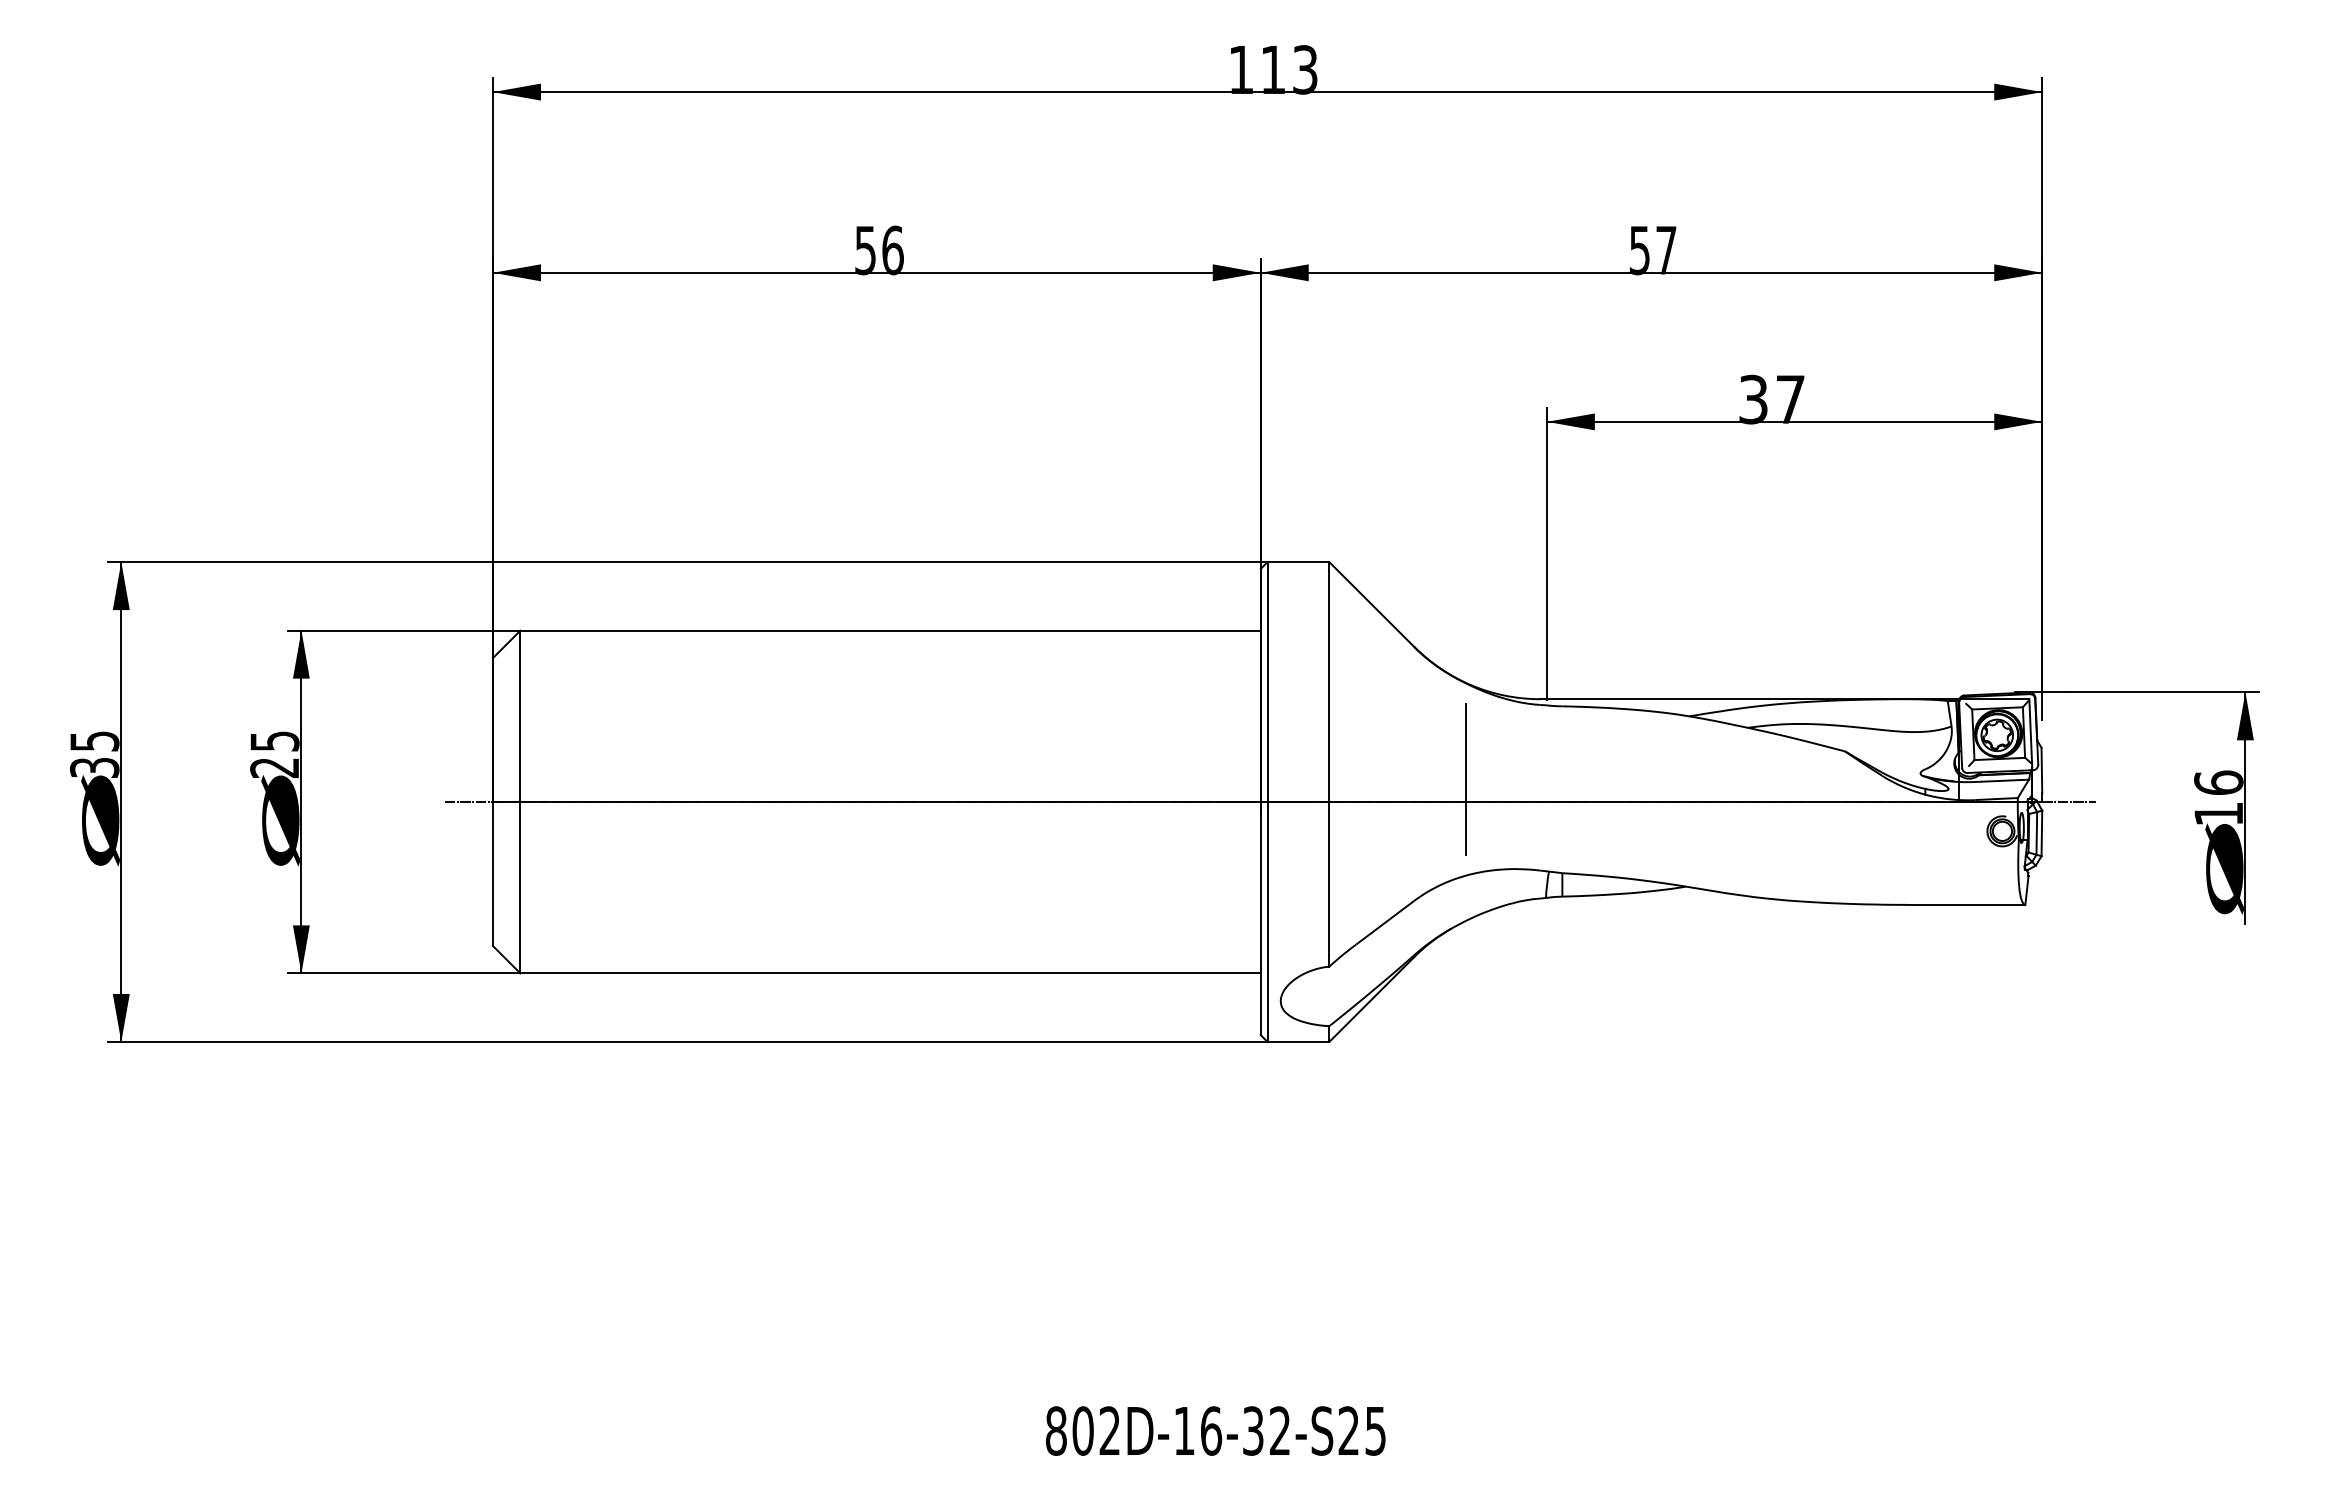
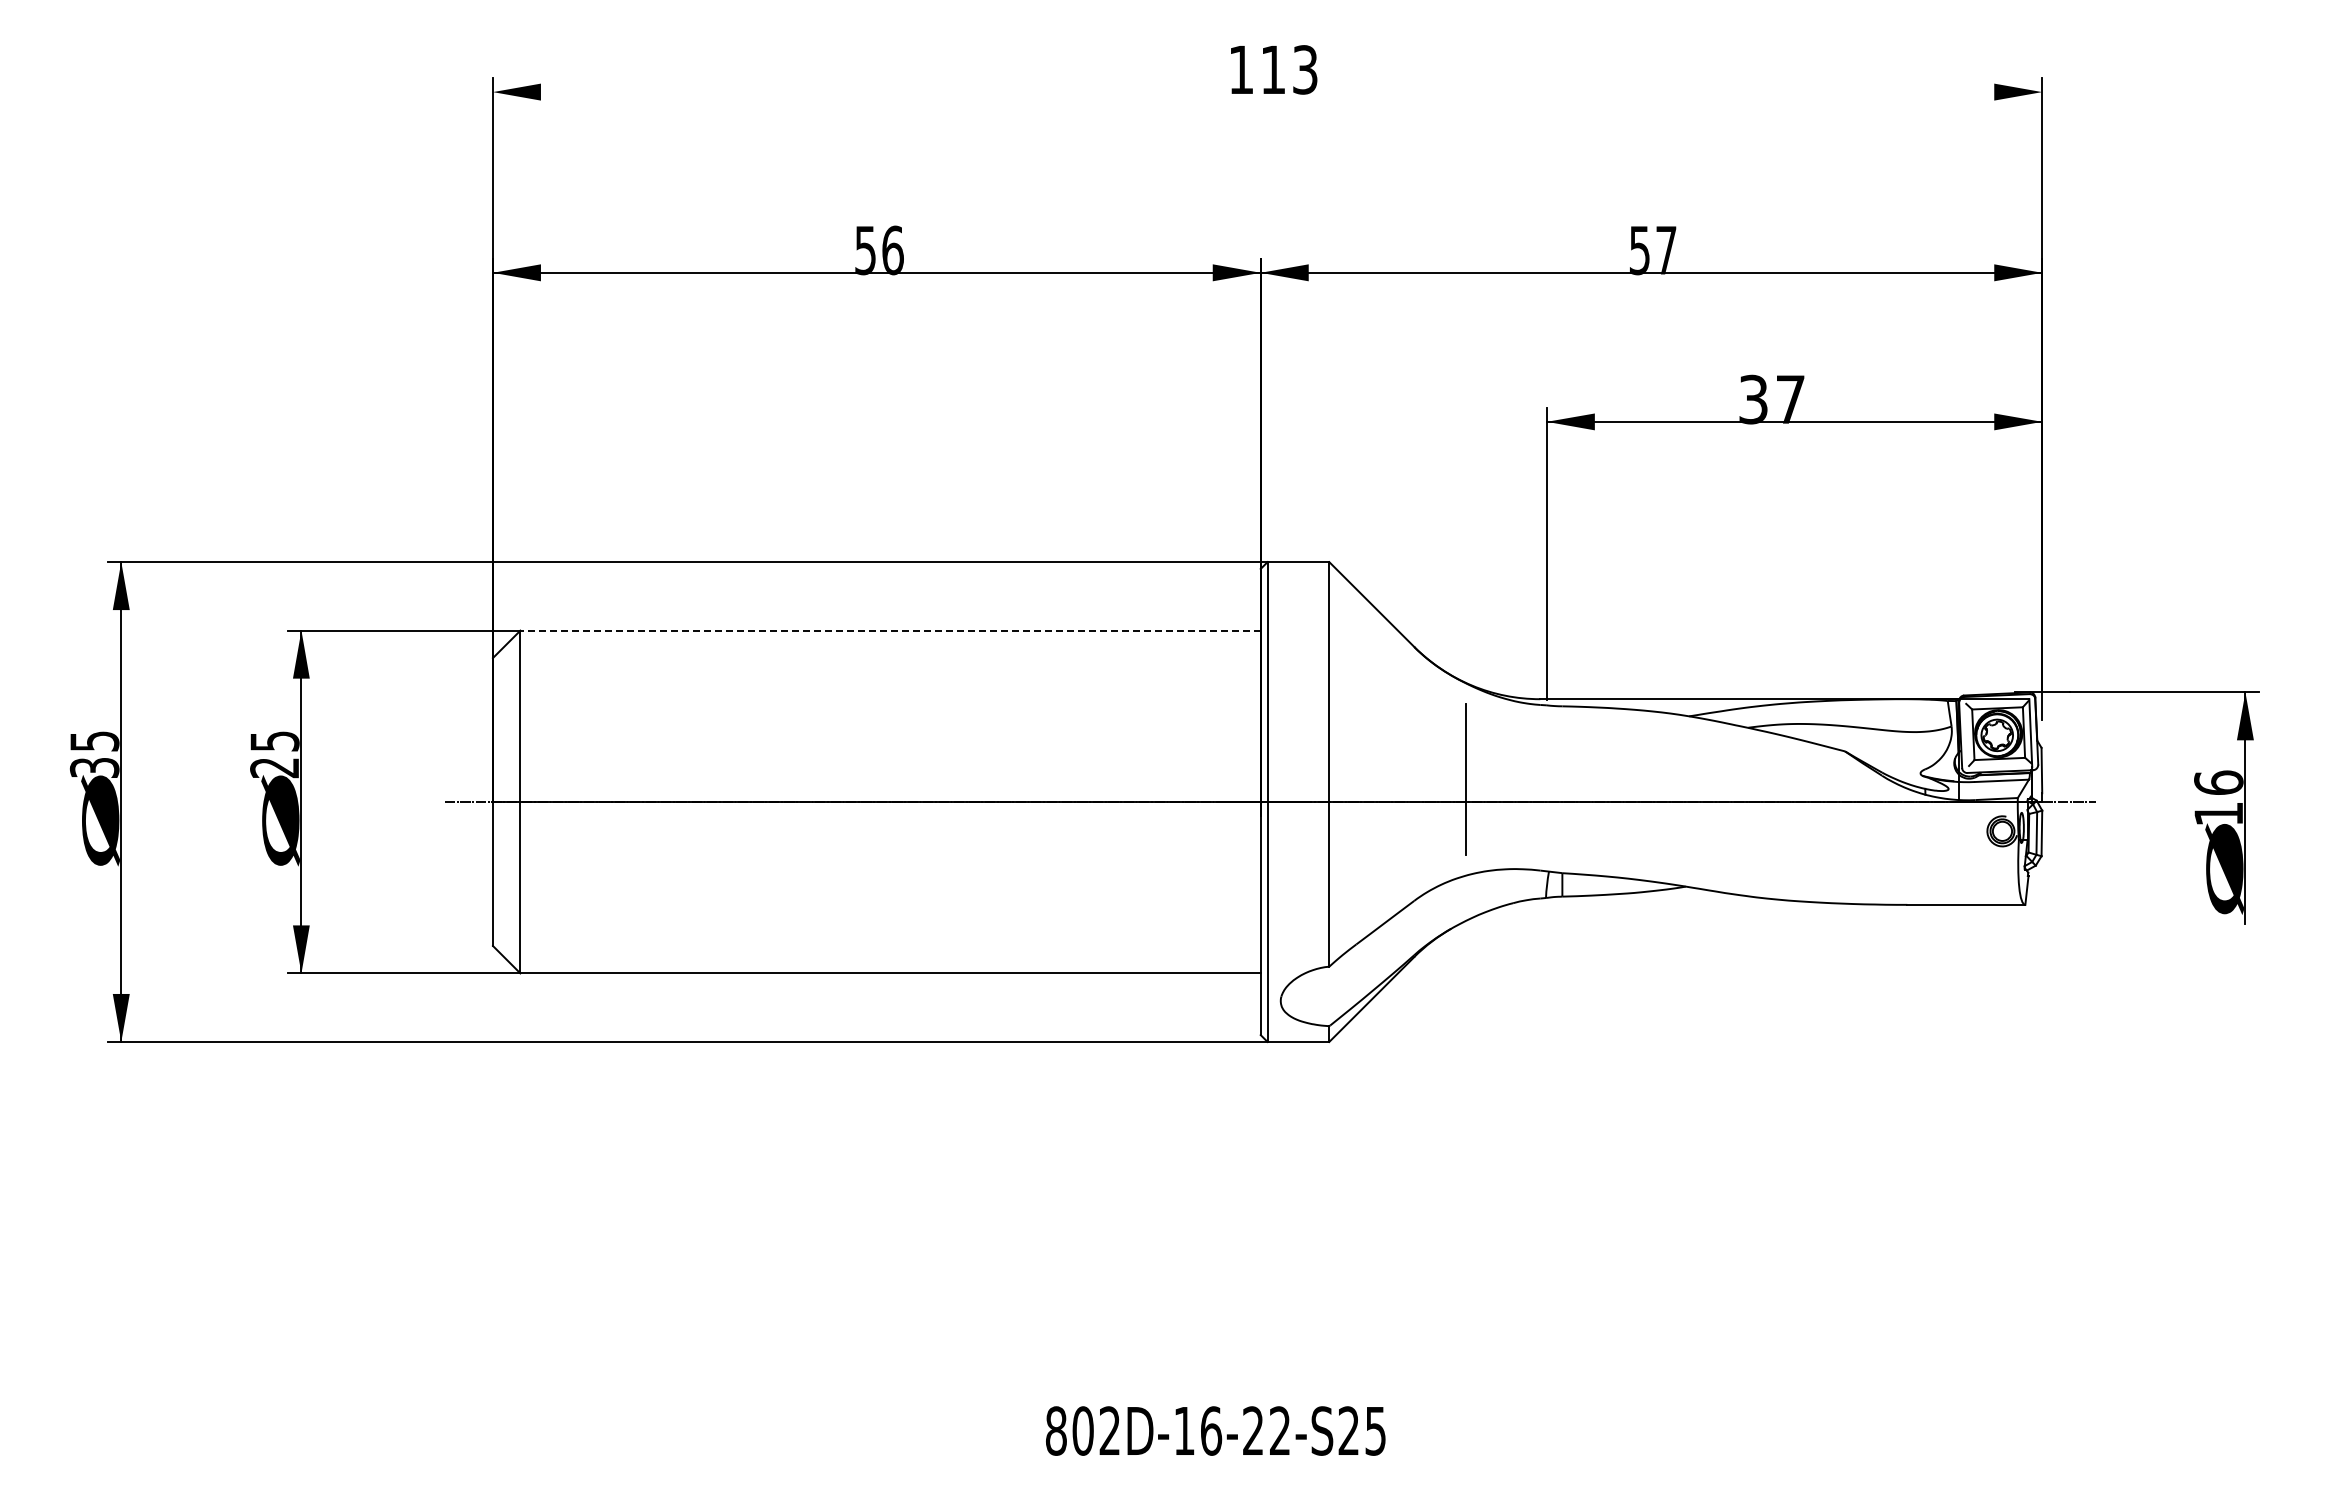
line: present -> none (1267, 92)
line: solid -> dashed (890, 630)
text: 802D-16-32-S25 -> 802D-16-22-S25 (1253, 1430)
